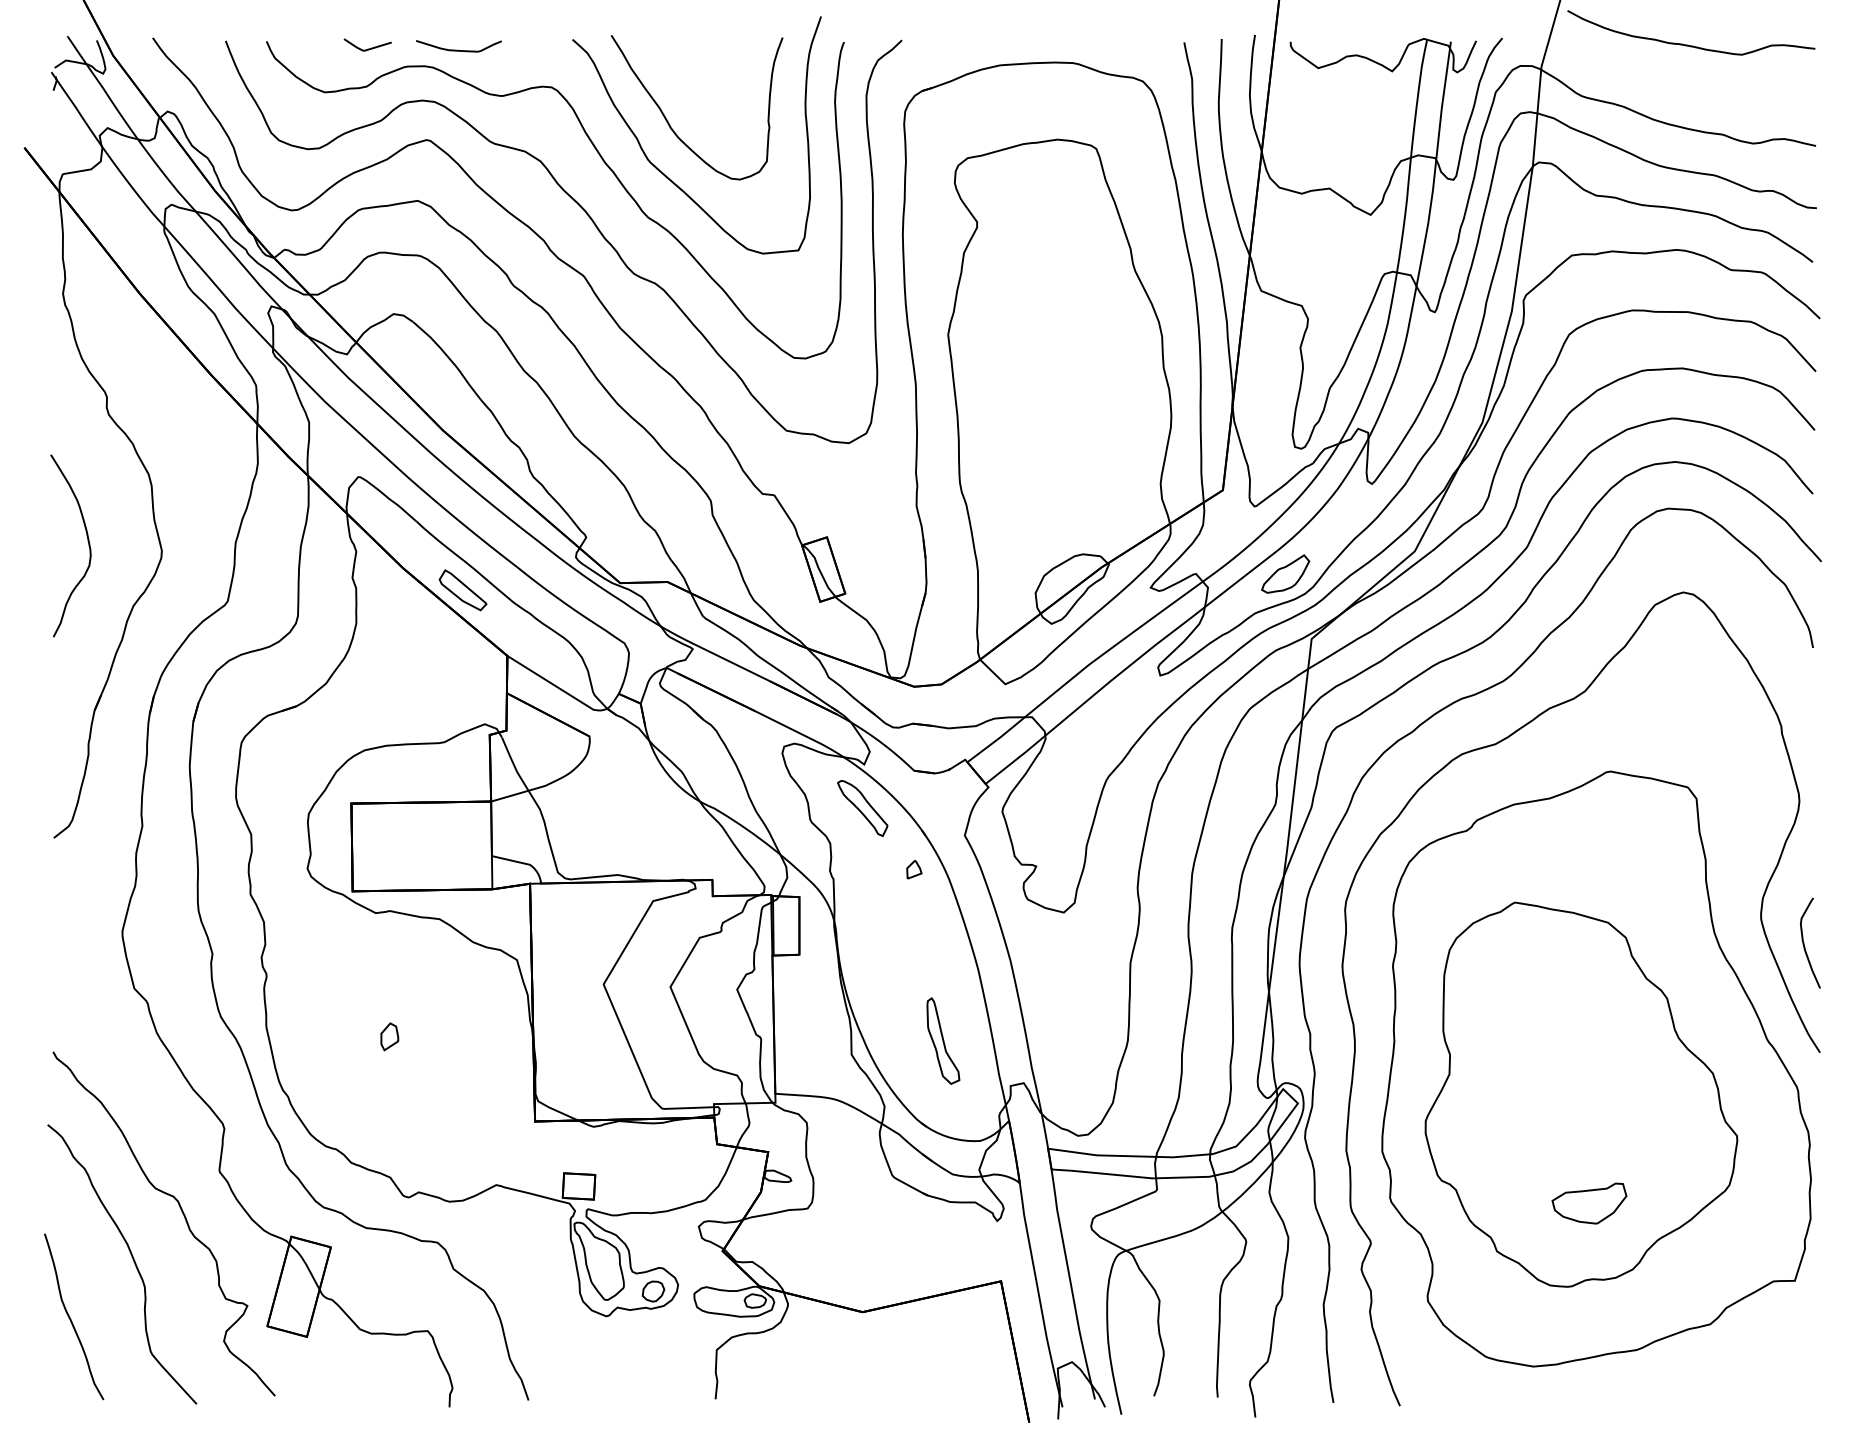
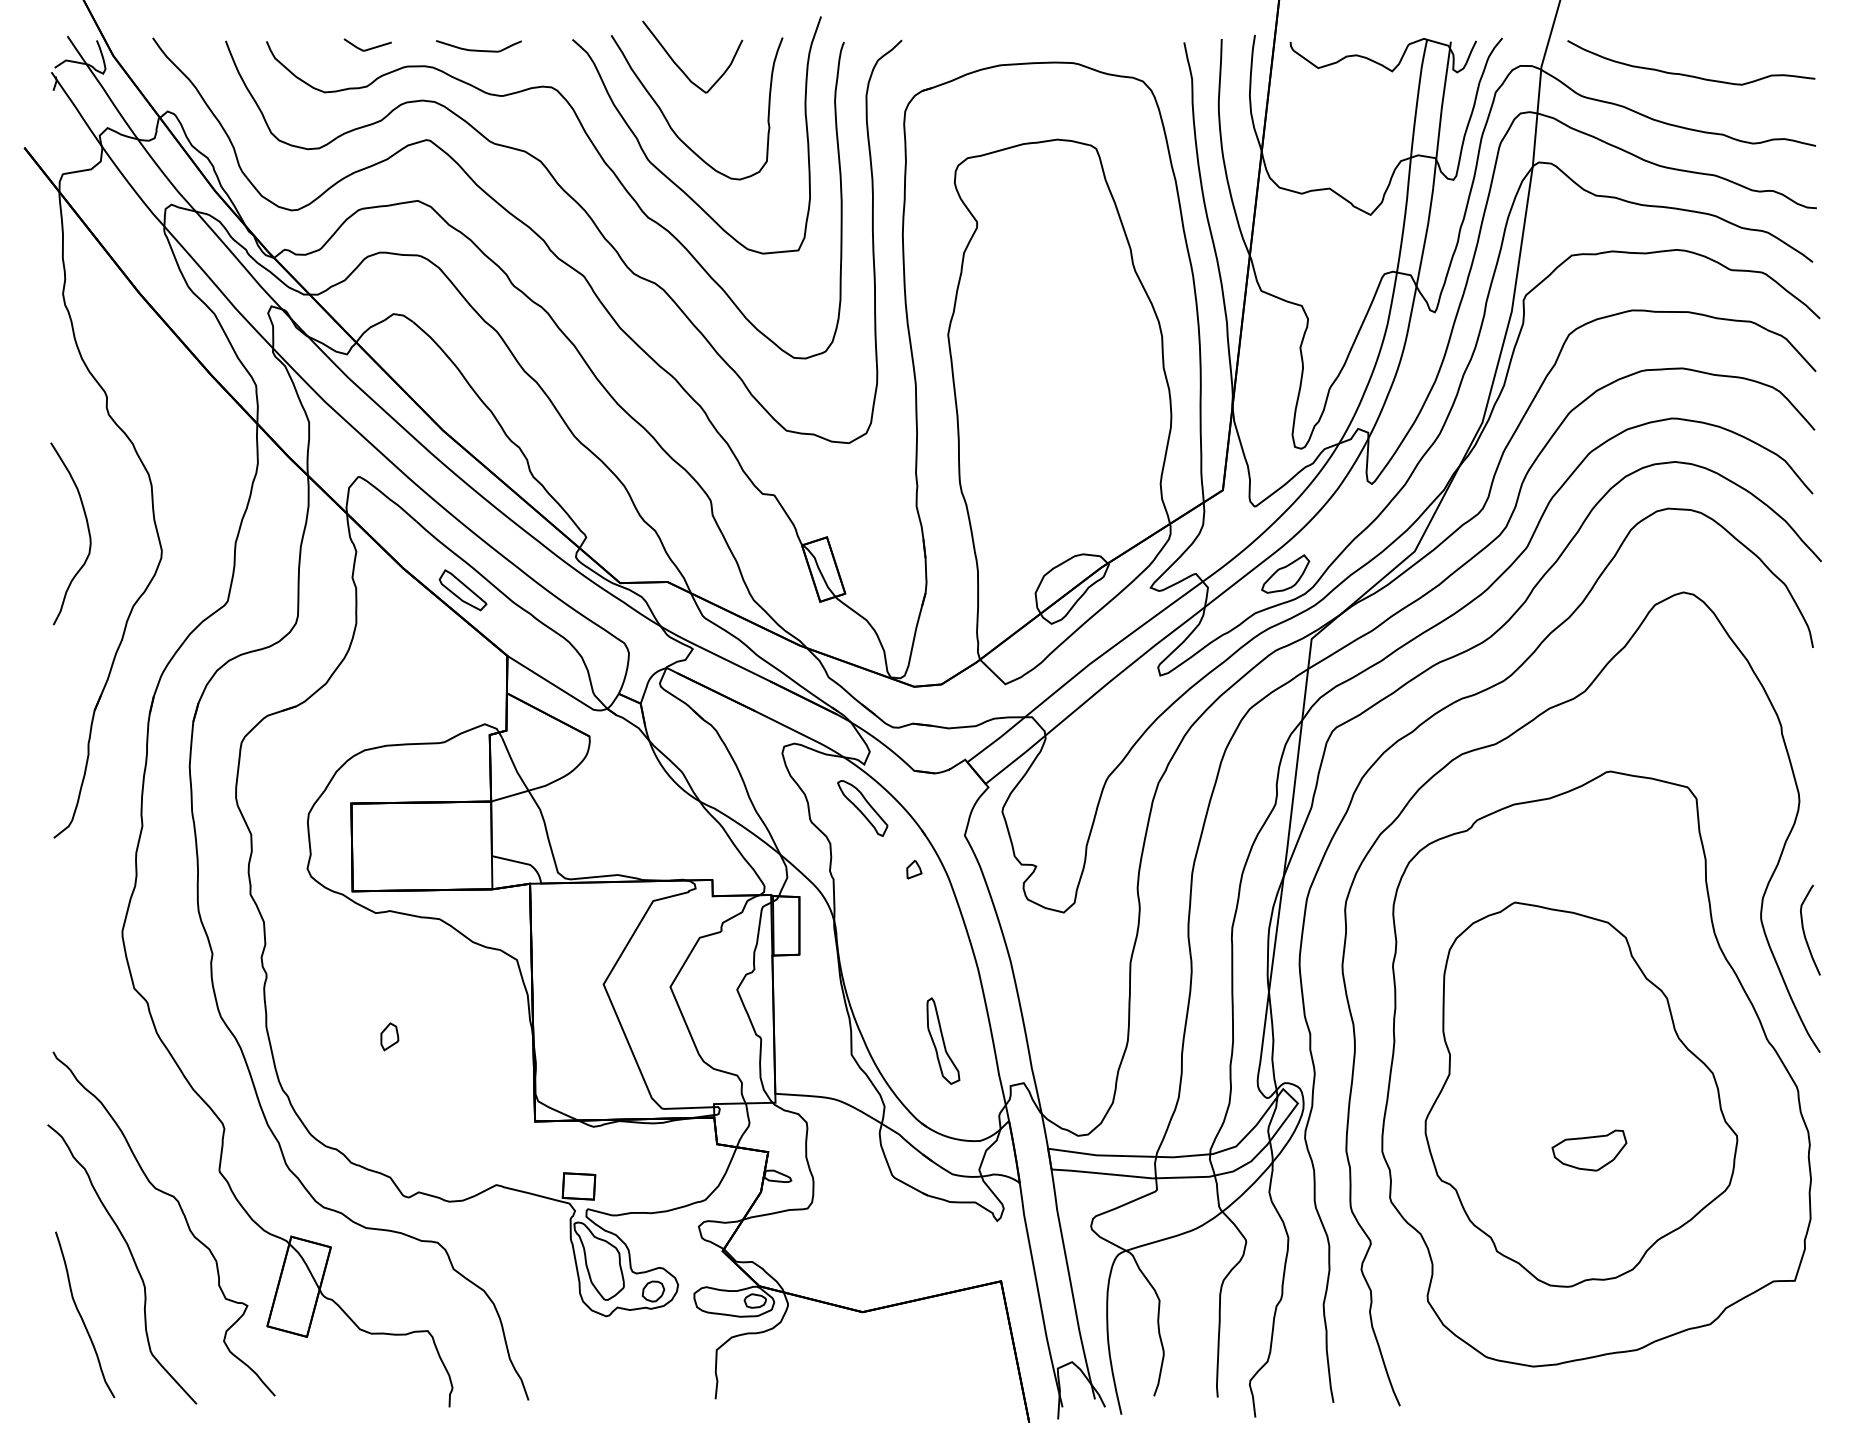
curve position: (1688, 44) -> (1688, 74) (1688, 74)
curve position: (458, 49) -> (478, 49) (478, 49)
curve: none -> present (680, 67)
curve position: (87, 541) -> (87, 529) (87, 529)
curve position: (1804, 942) -> (1804, 929) (1804, 929)
part position: (1589, 1203) -> (1589, 1150) (1589, 1150)
curve position: (70, 1317) -> (81, 1315) (81, 1315)
